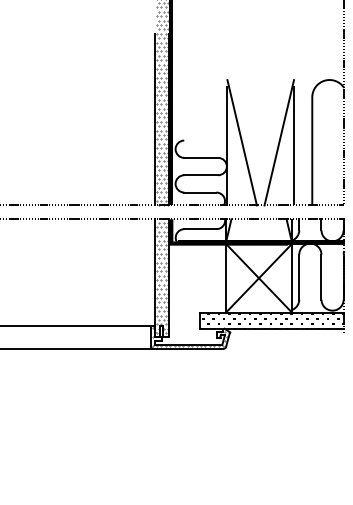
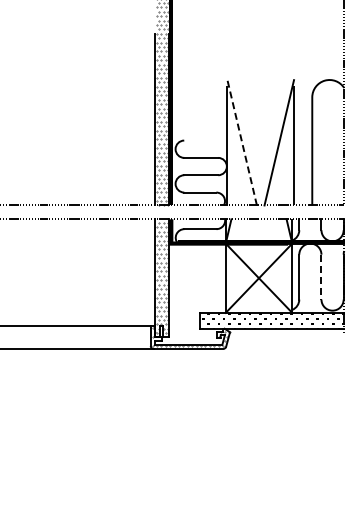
line: solid -> dashed (242, 142)
line: solid -> dashed (321, 277)
